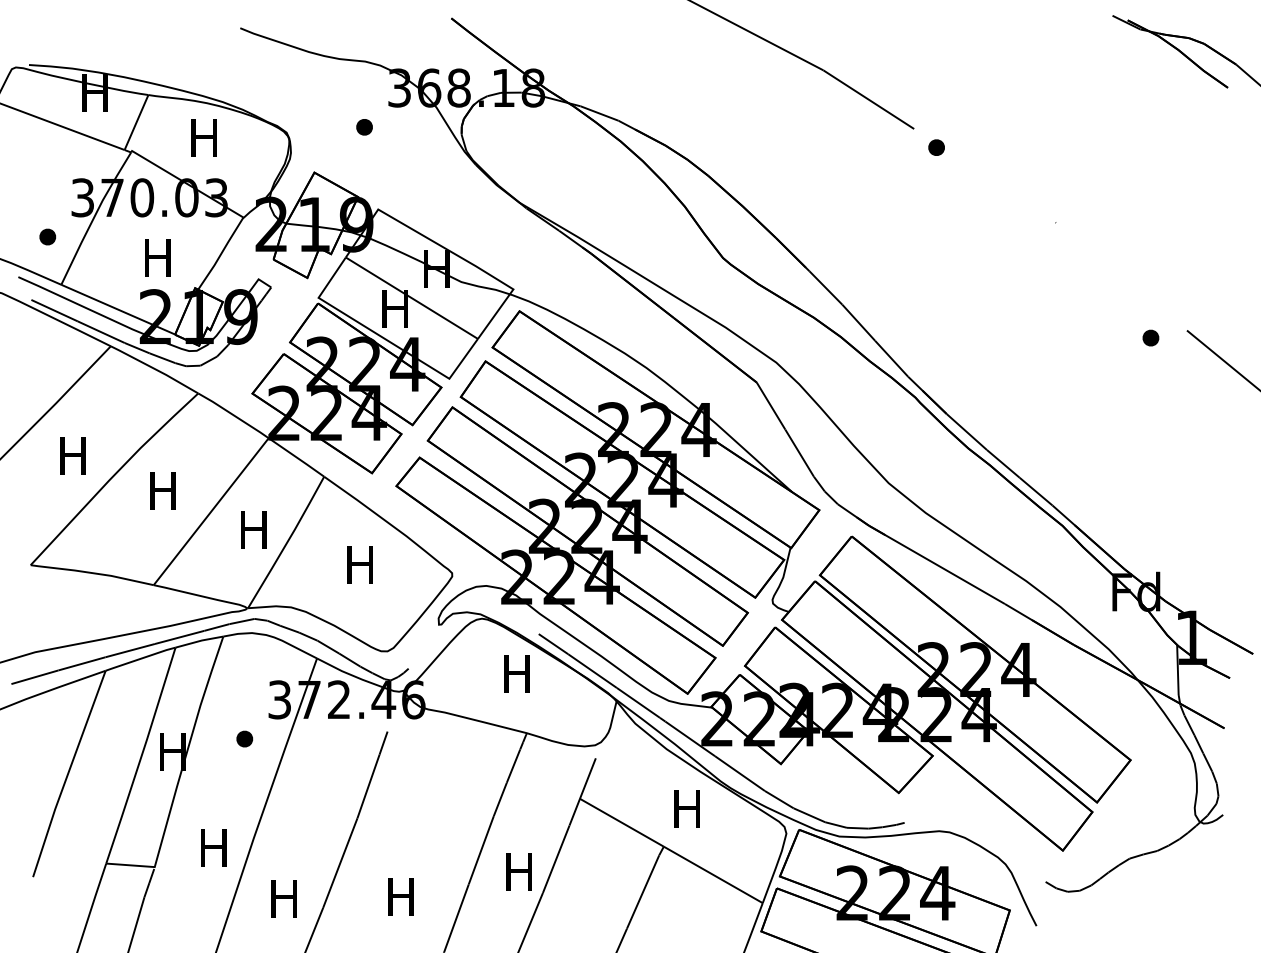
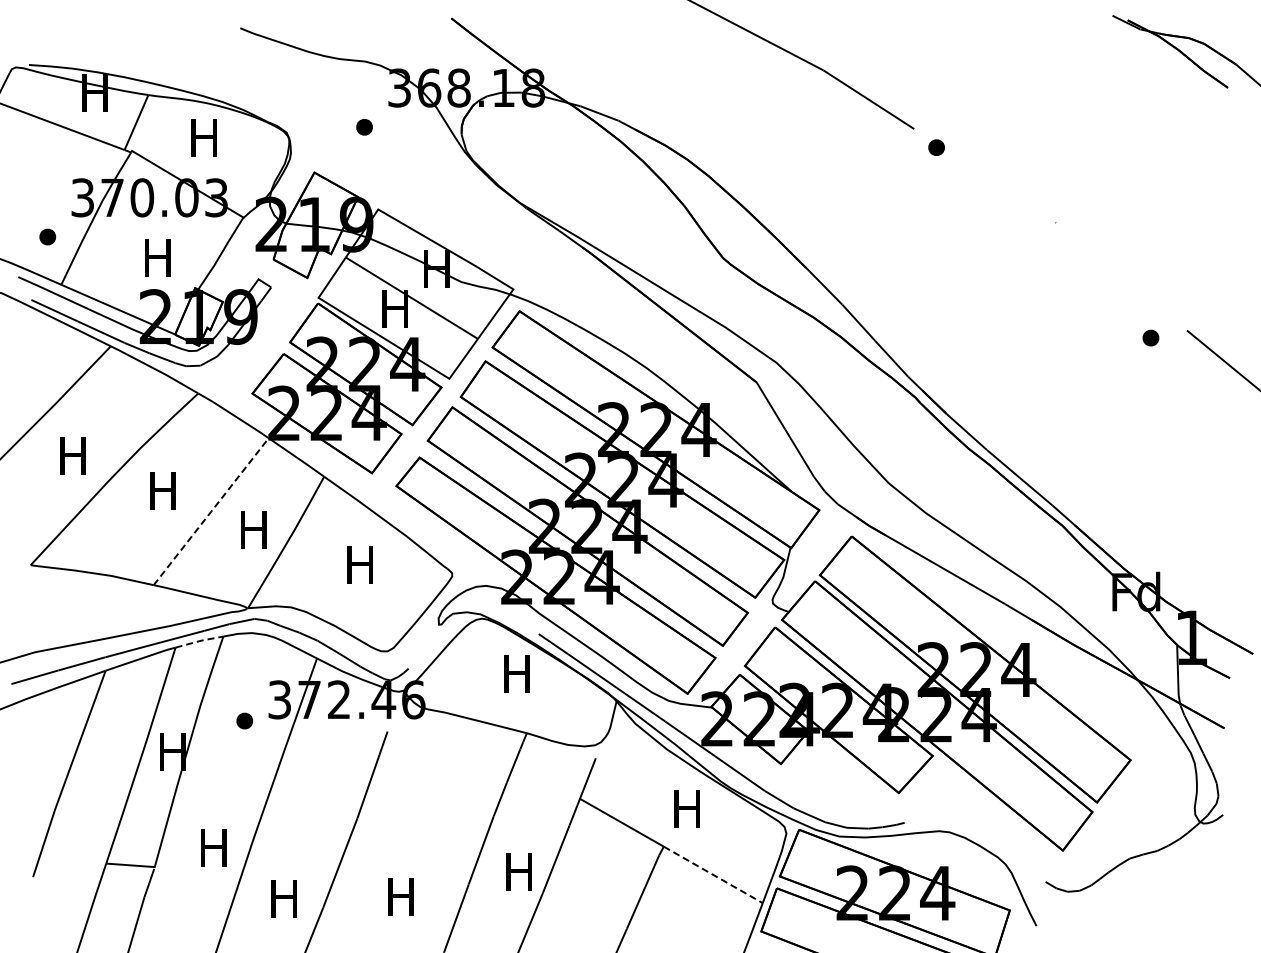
line: solid -> dashed (211, 511)
line: solid -> dashed (200, 641)
part position: (244, 738) -> (244, 720) (244, 720)
line: solid -> dashed (712, 874)
